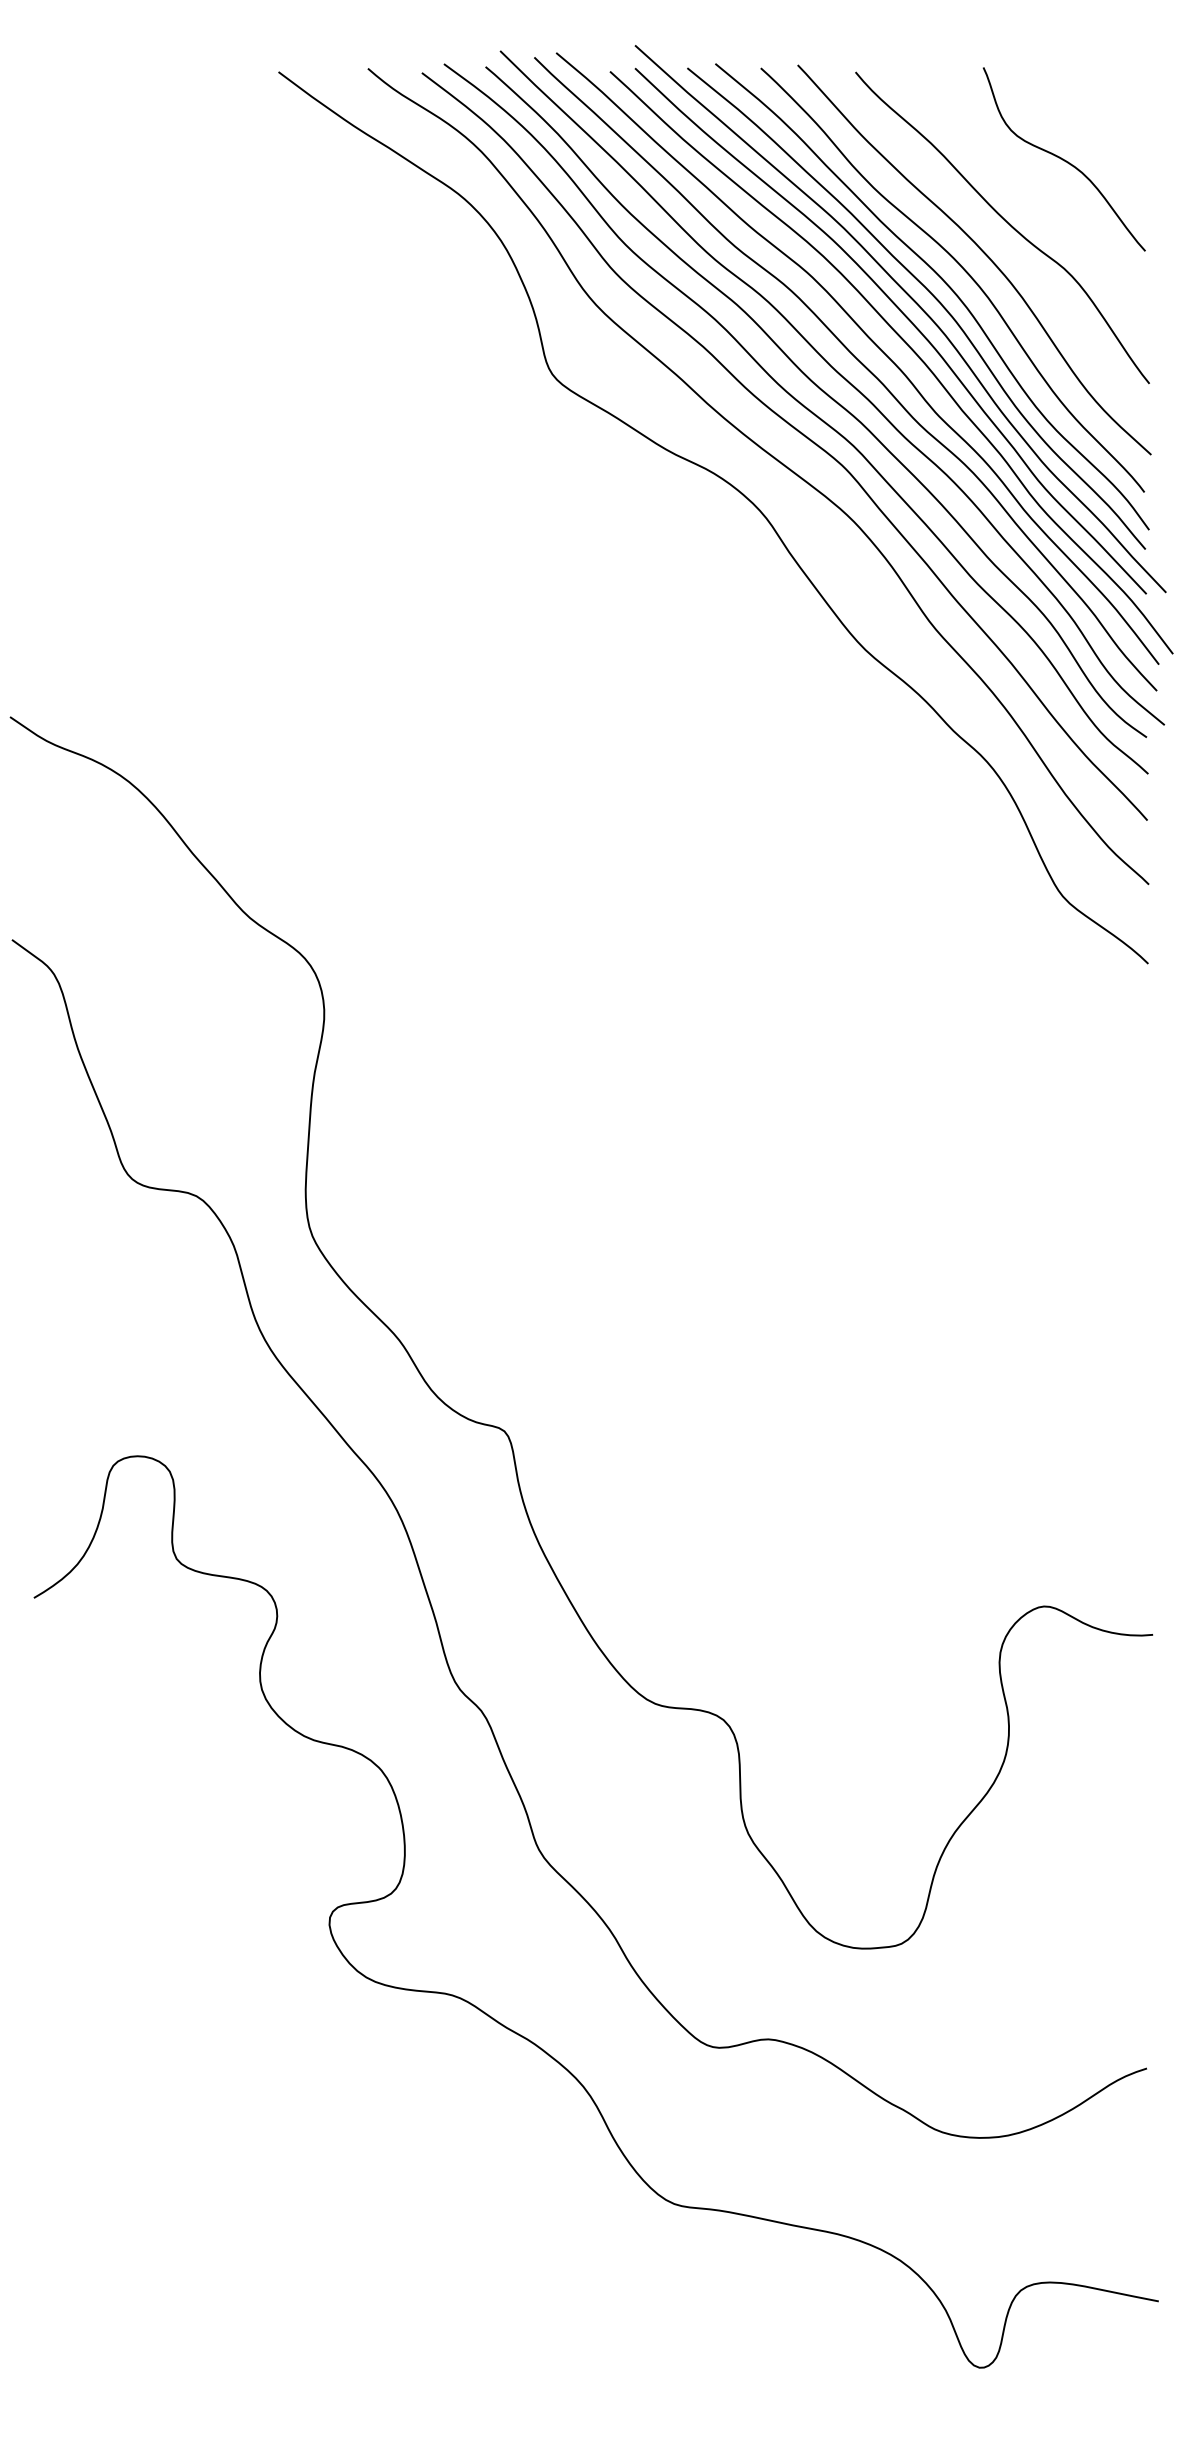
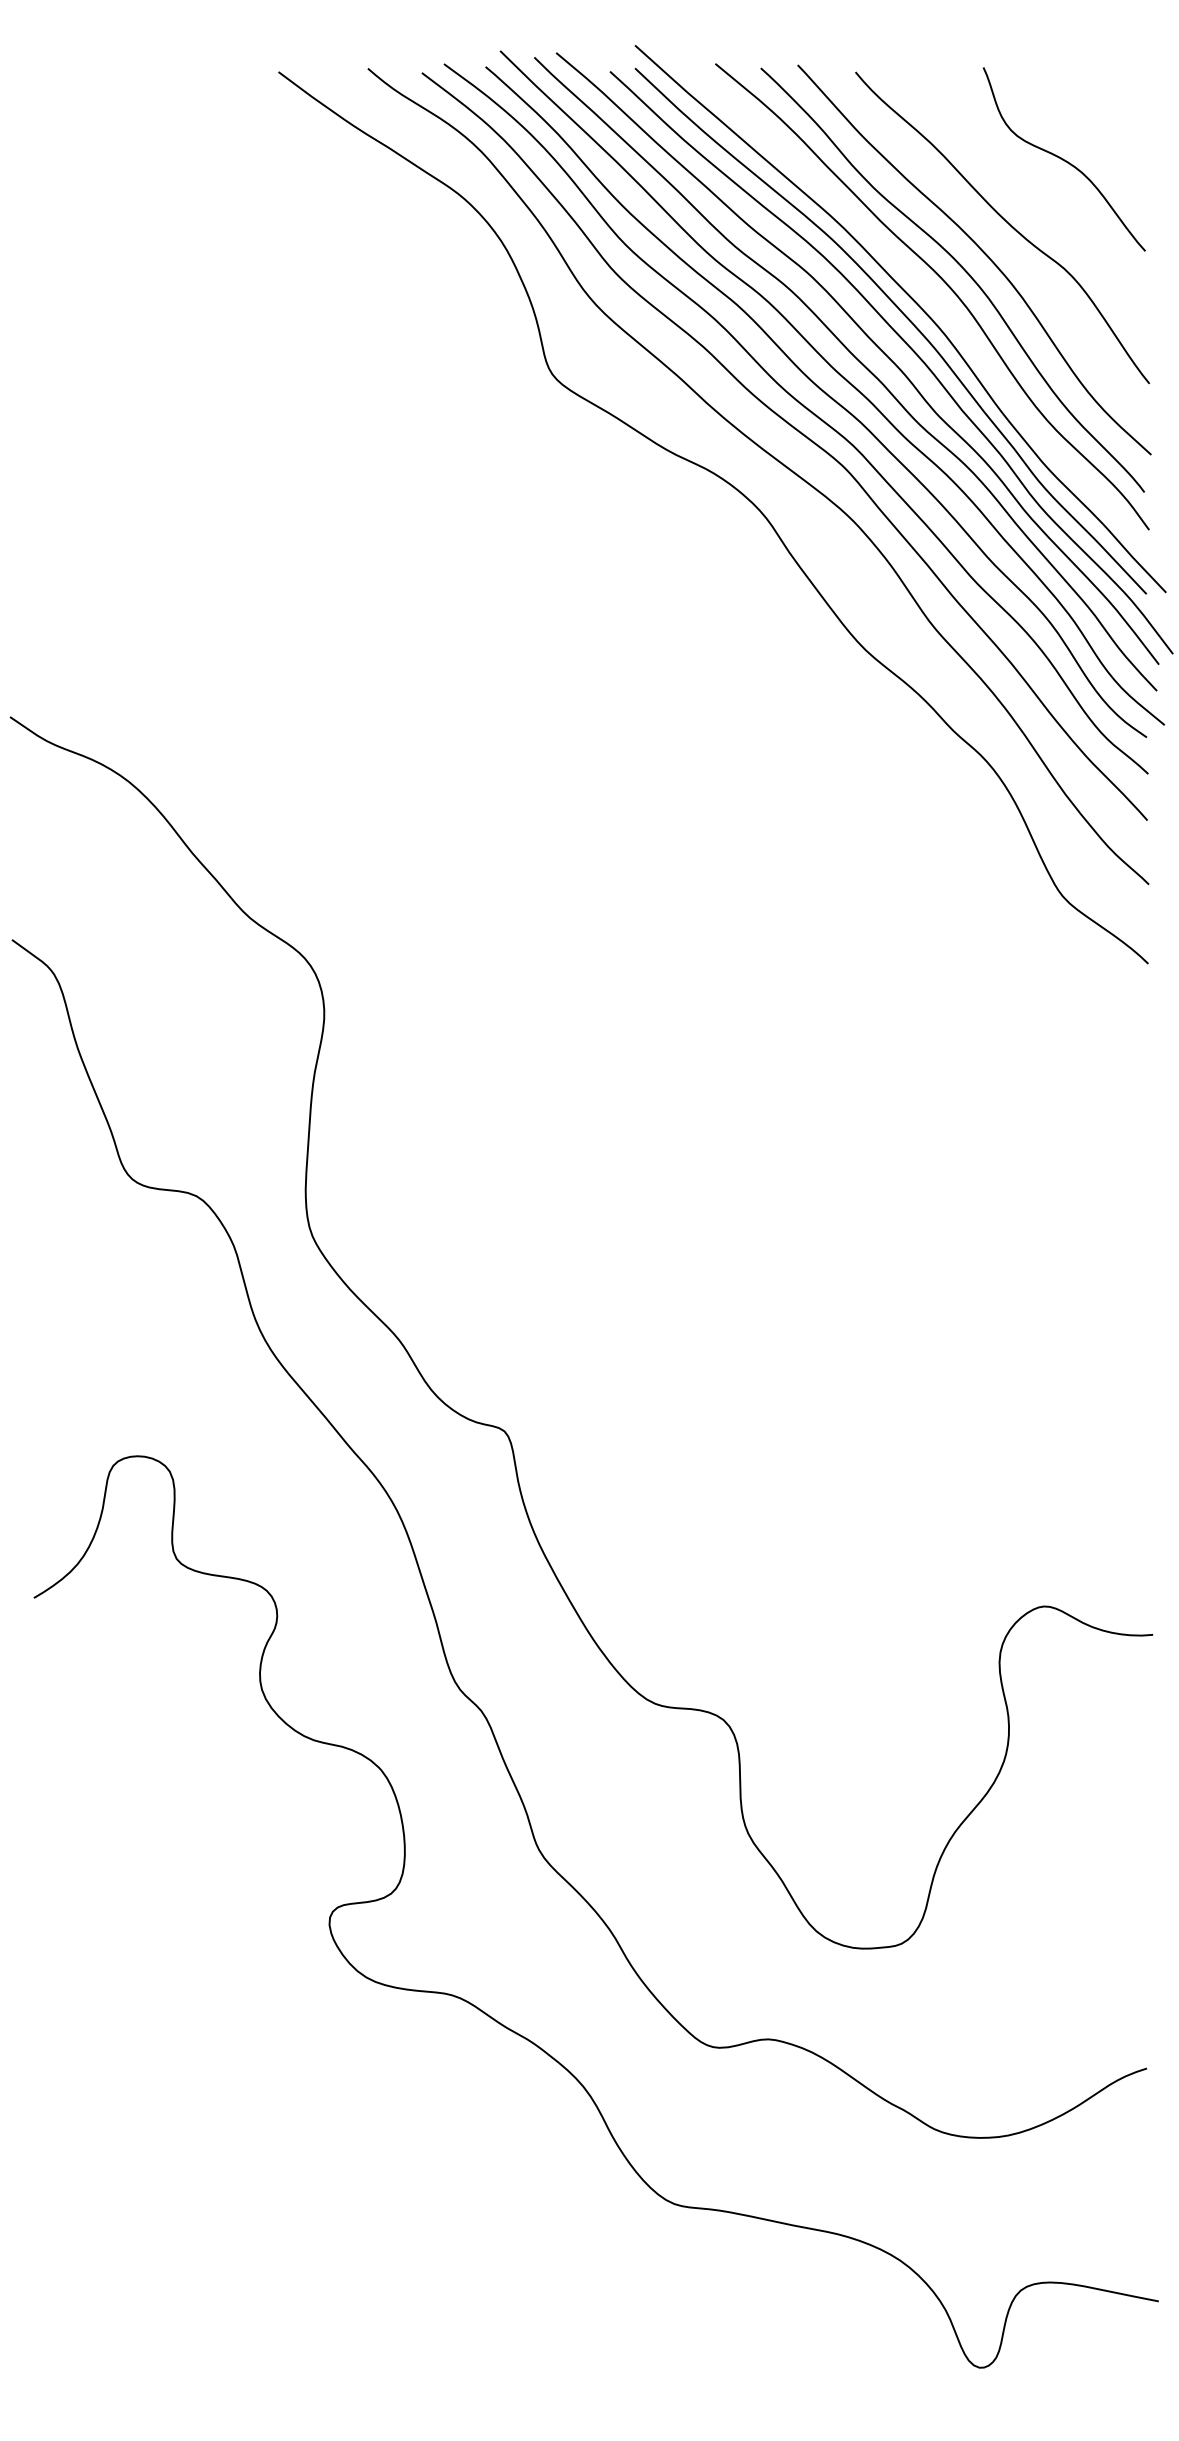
curve: present -> none (931, 295)
